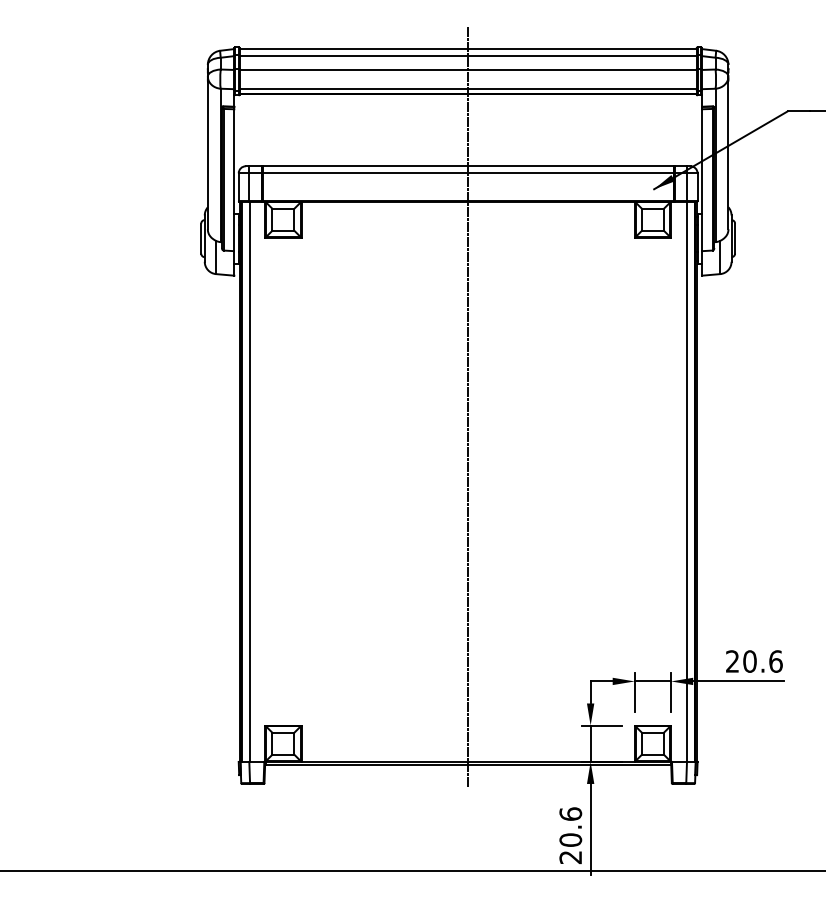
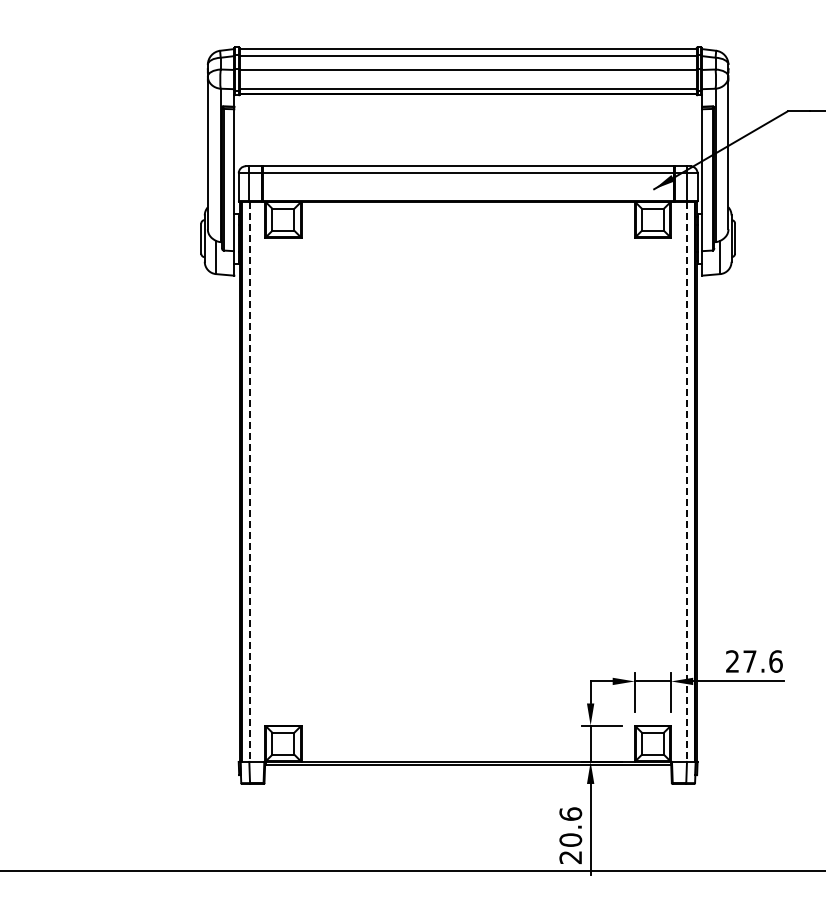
line: present -> none (468, 406)
line: solid -> dashed (249, 482)
line: solid -> dashed (686, 482)
text: 20.6 -> 27.6 (749, 661)
